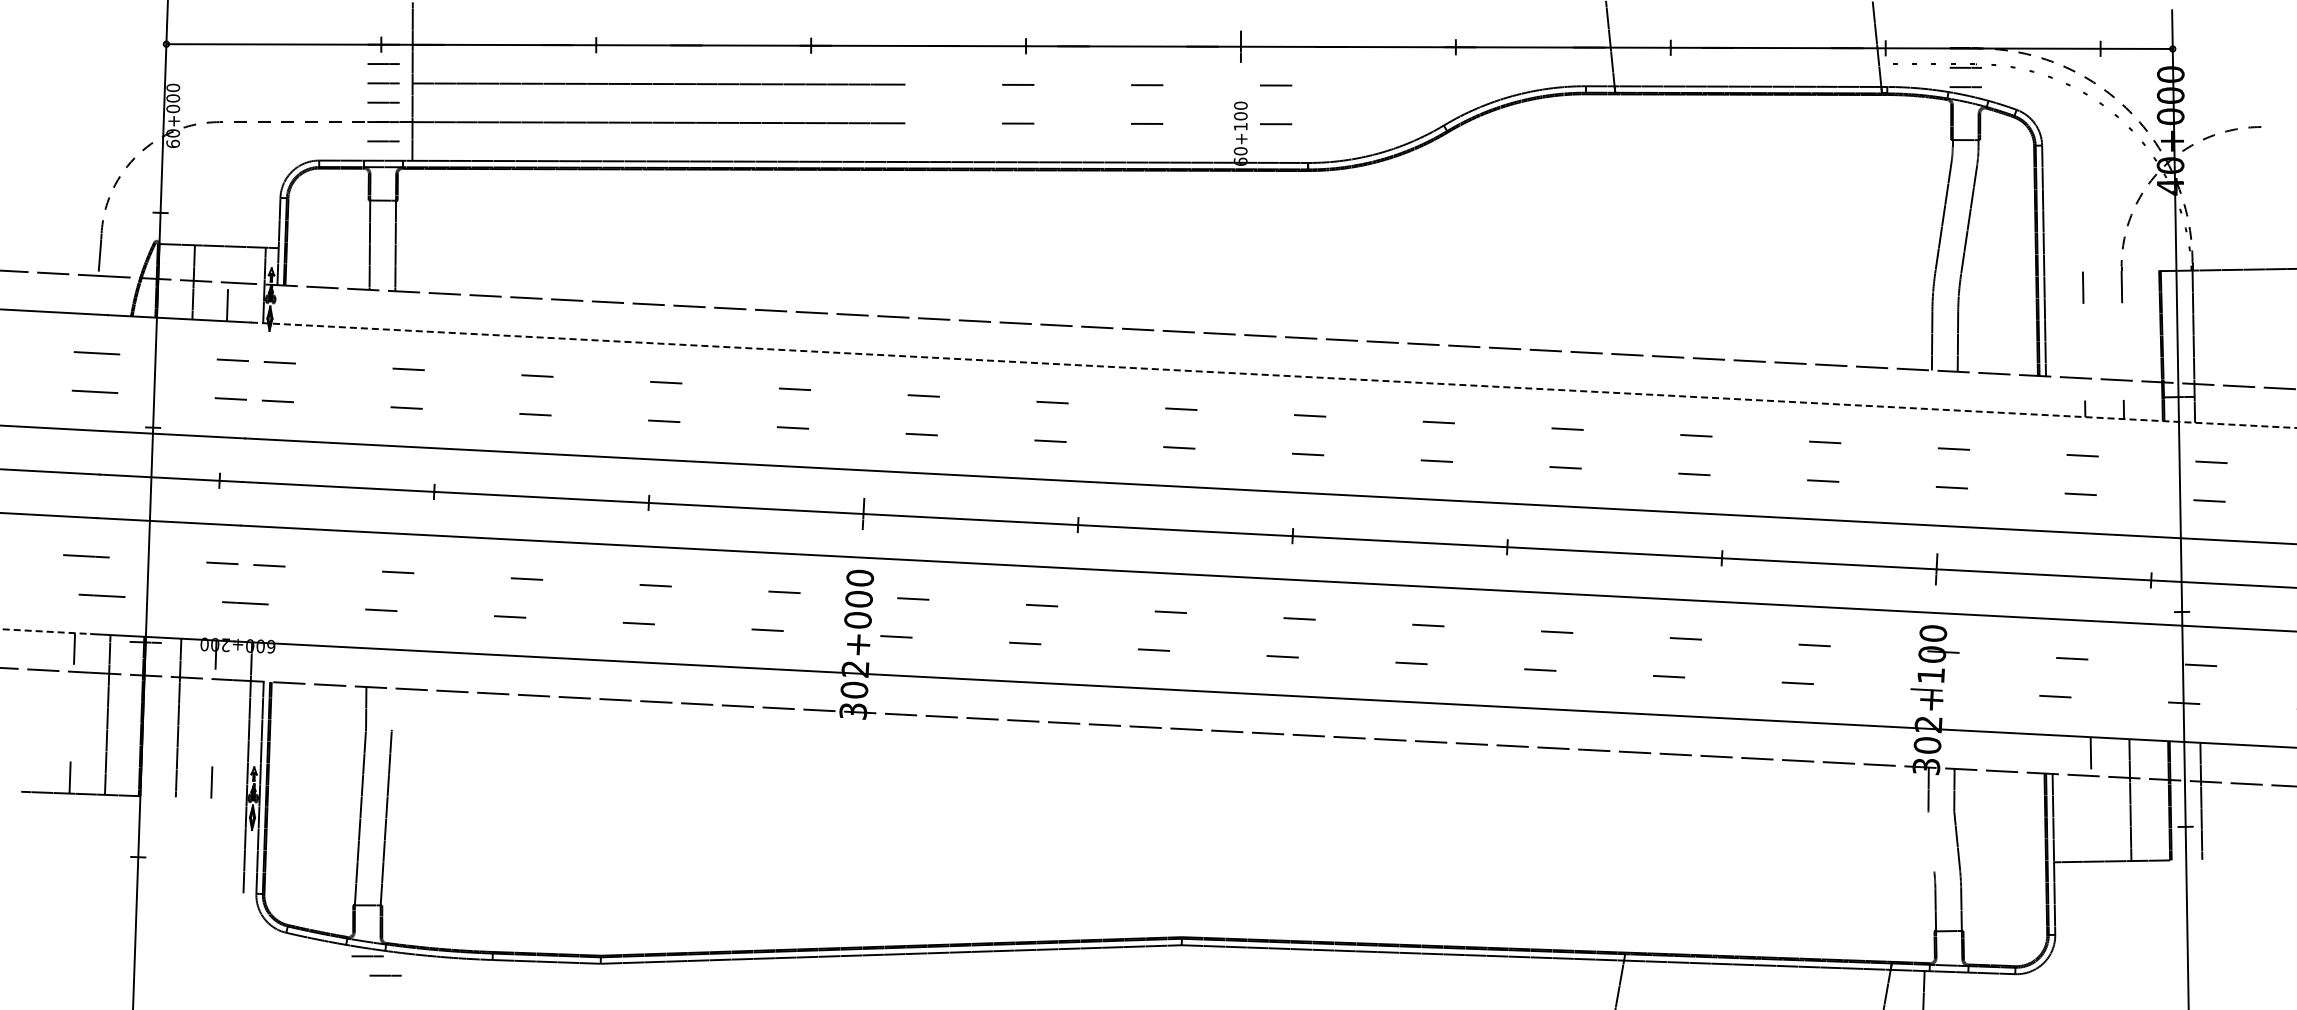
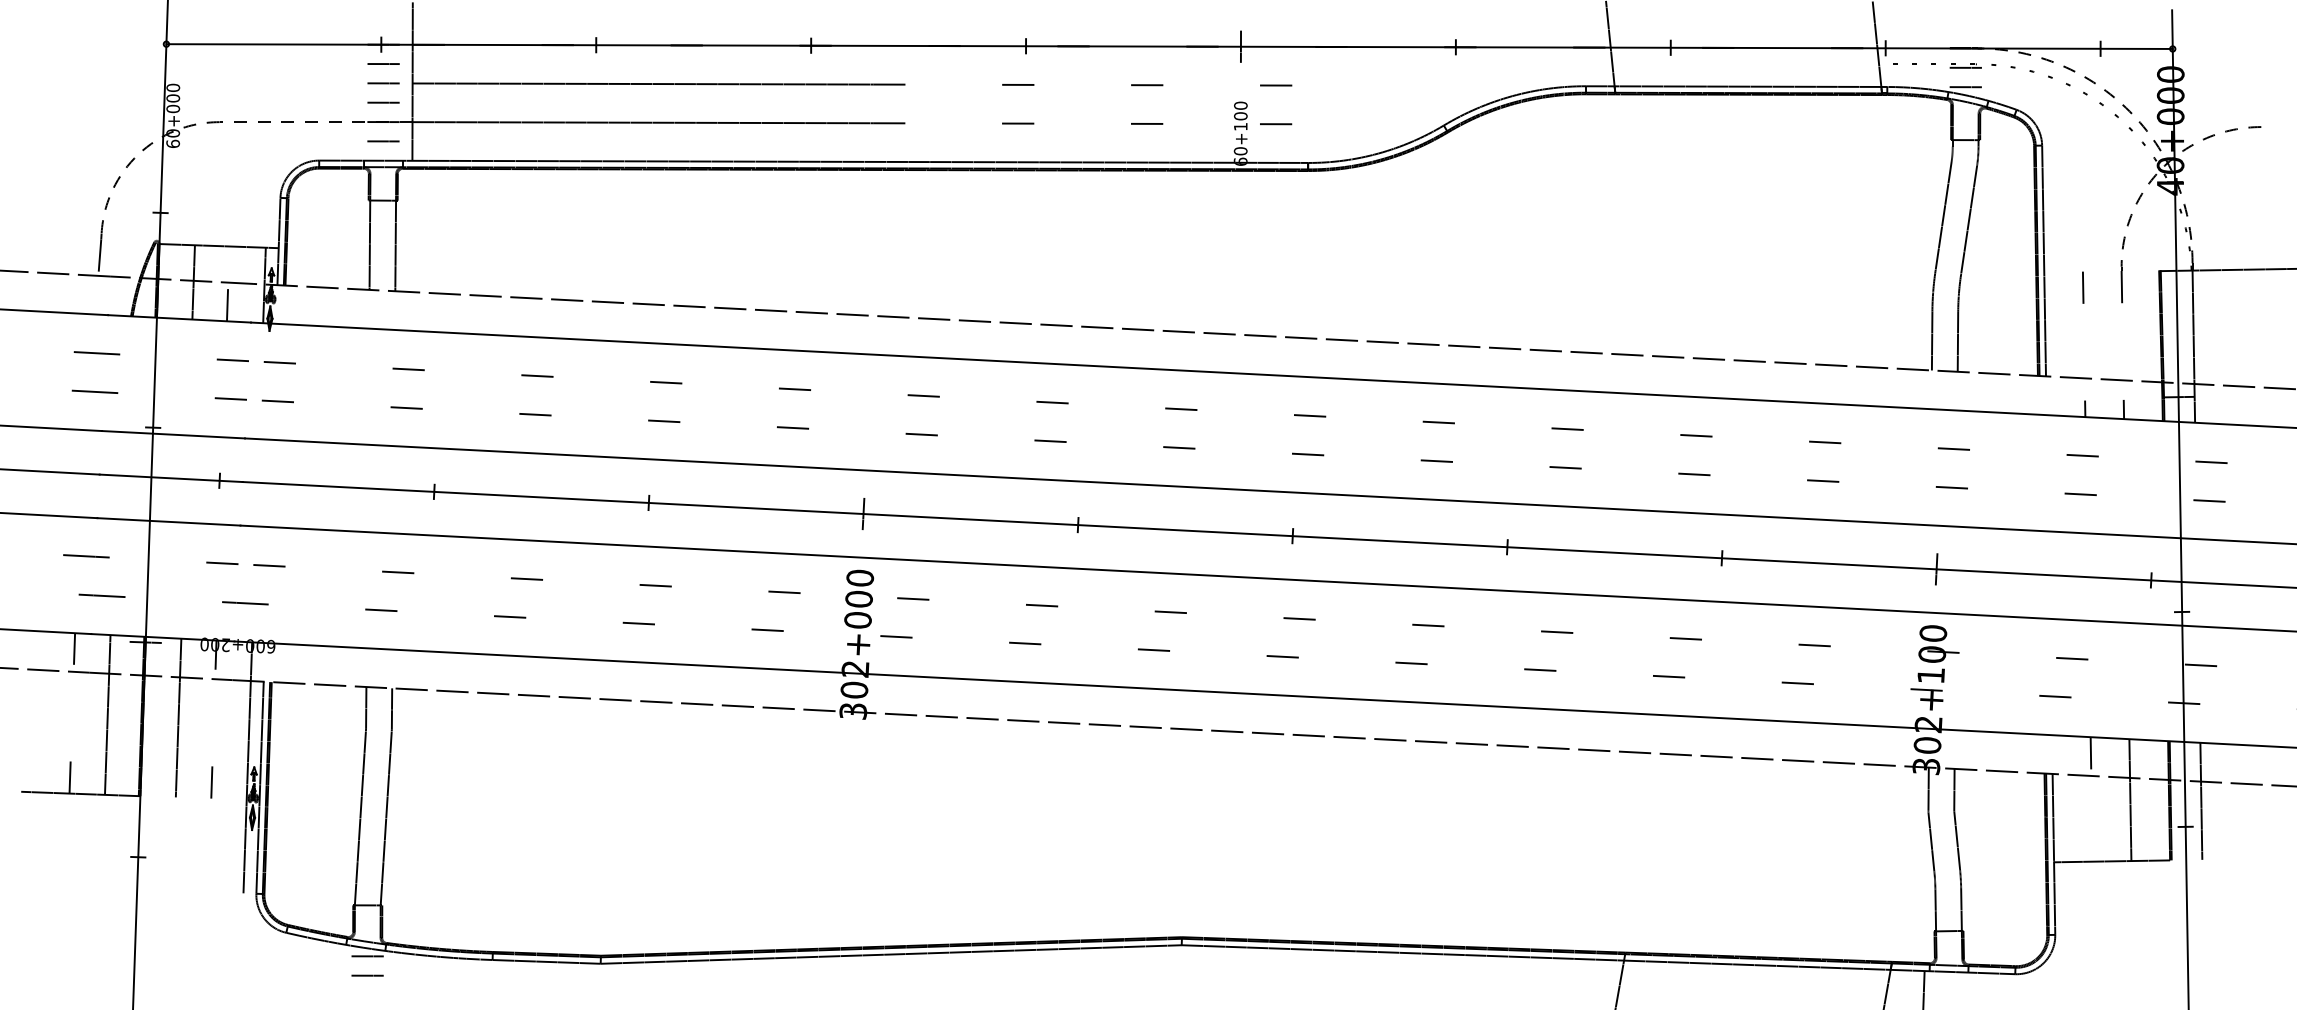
line: dashed -> solid (1273, 375)
line: dashed -> solid (46, 631)
line: none -> present (391, 708)
line: none -> present (1931, 841)
line position: (385, 975) -> (367, 975) (367, 975)
